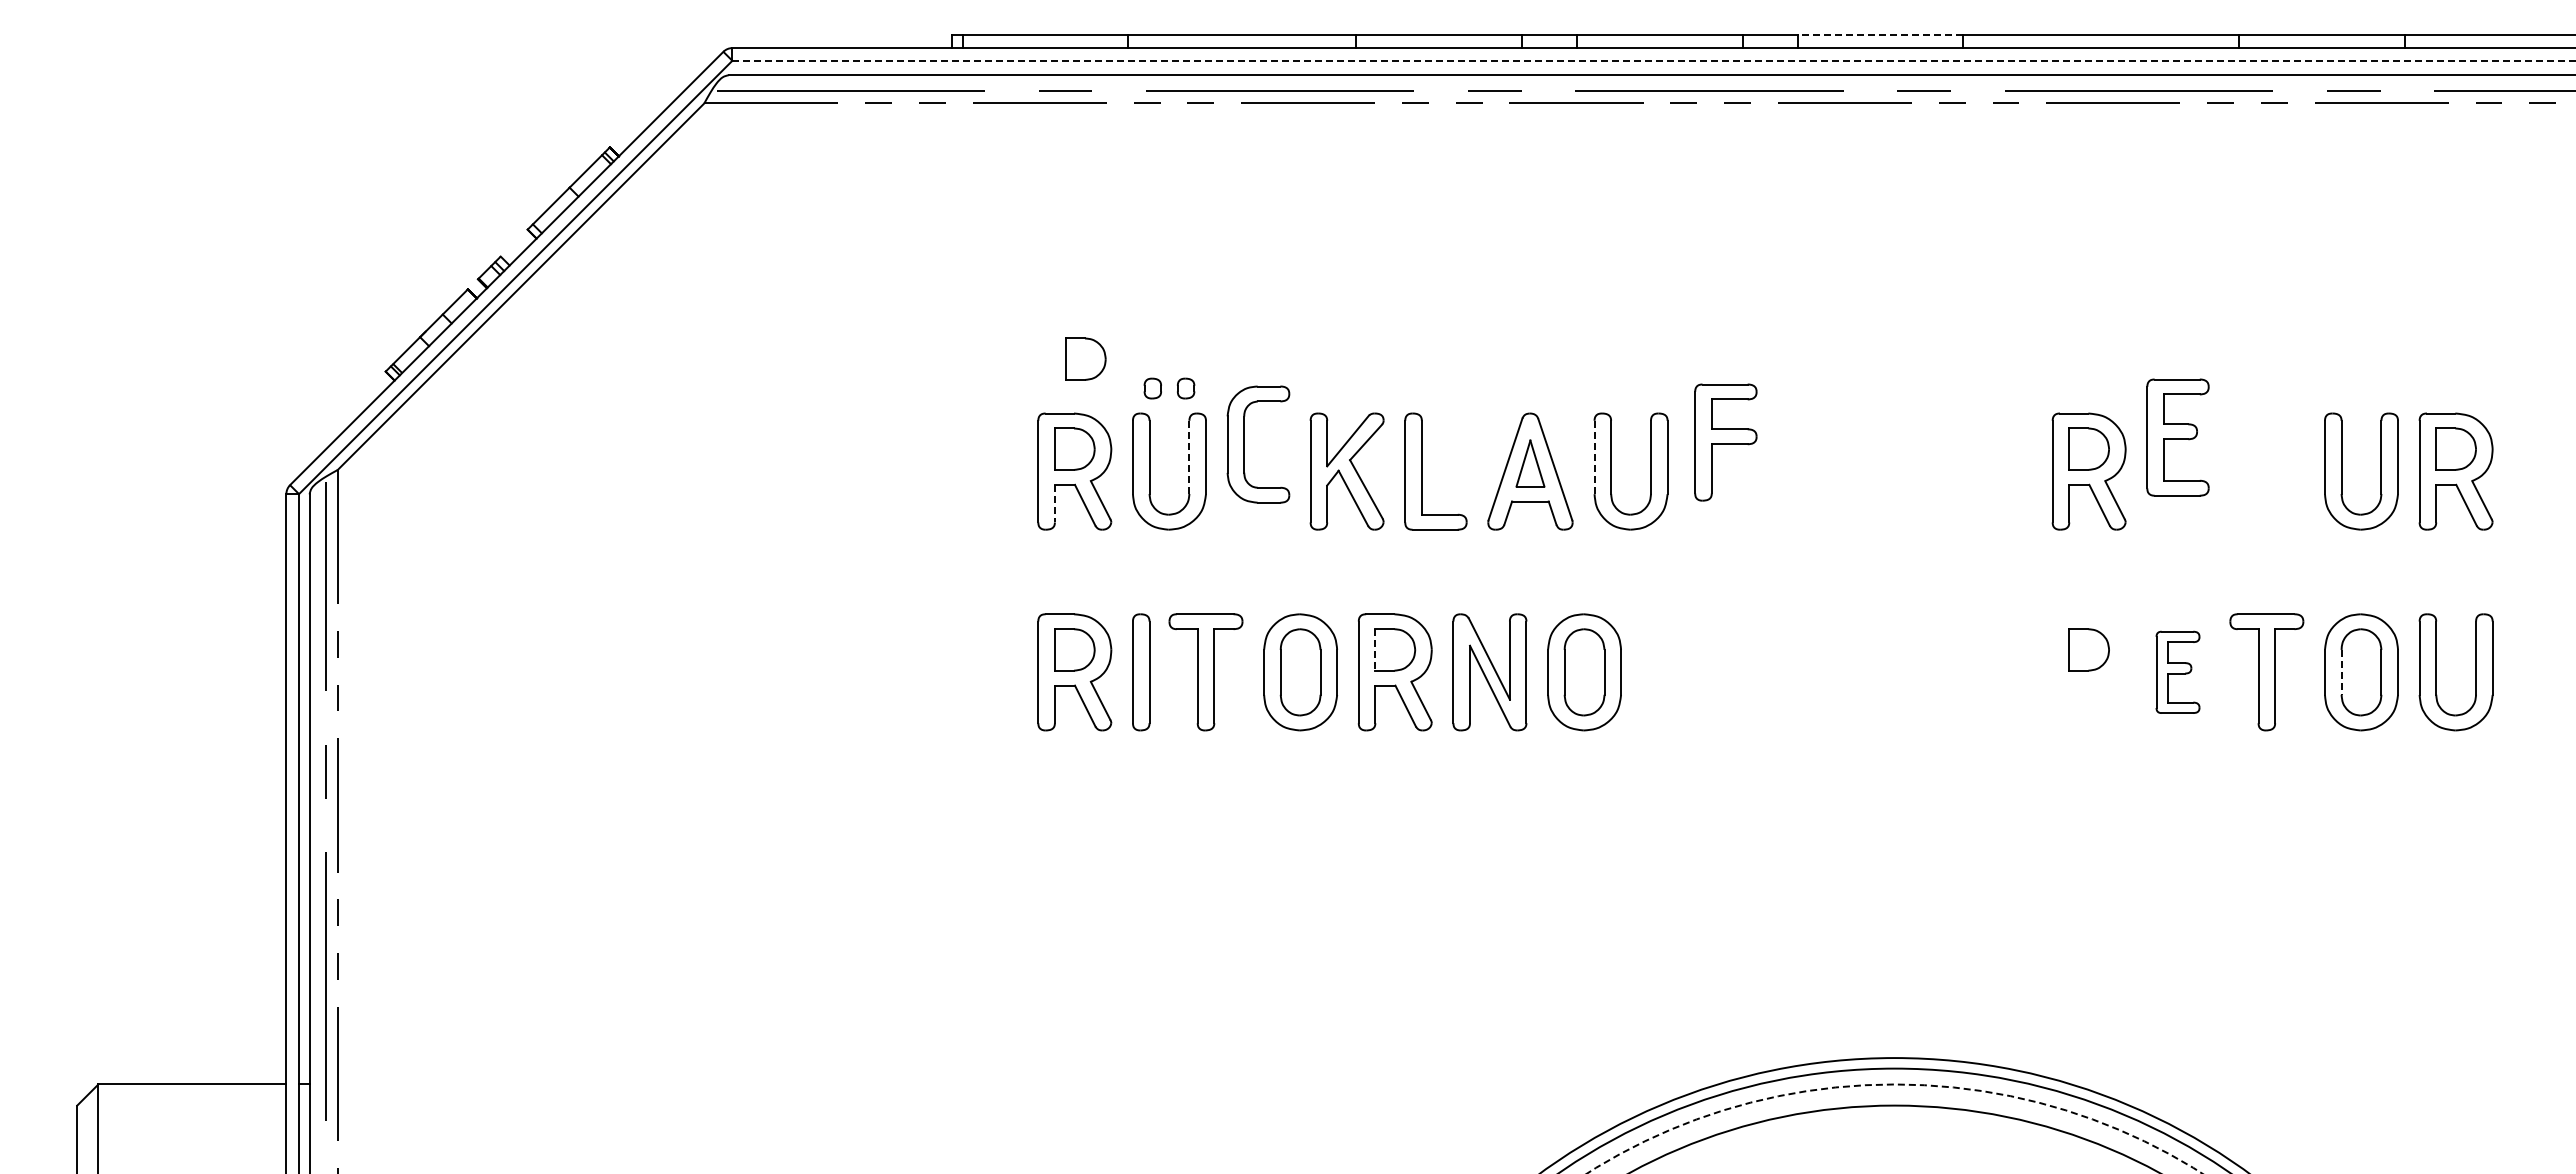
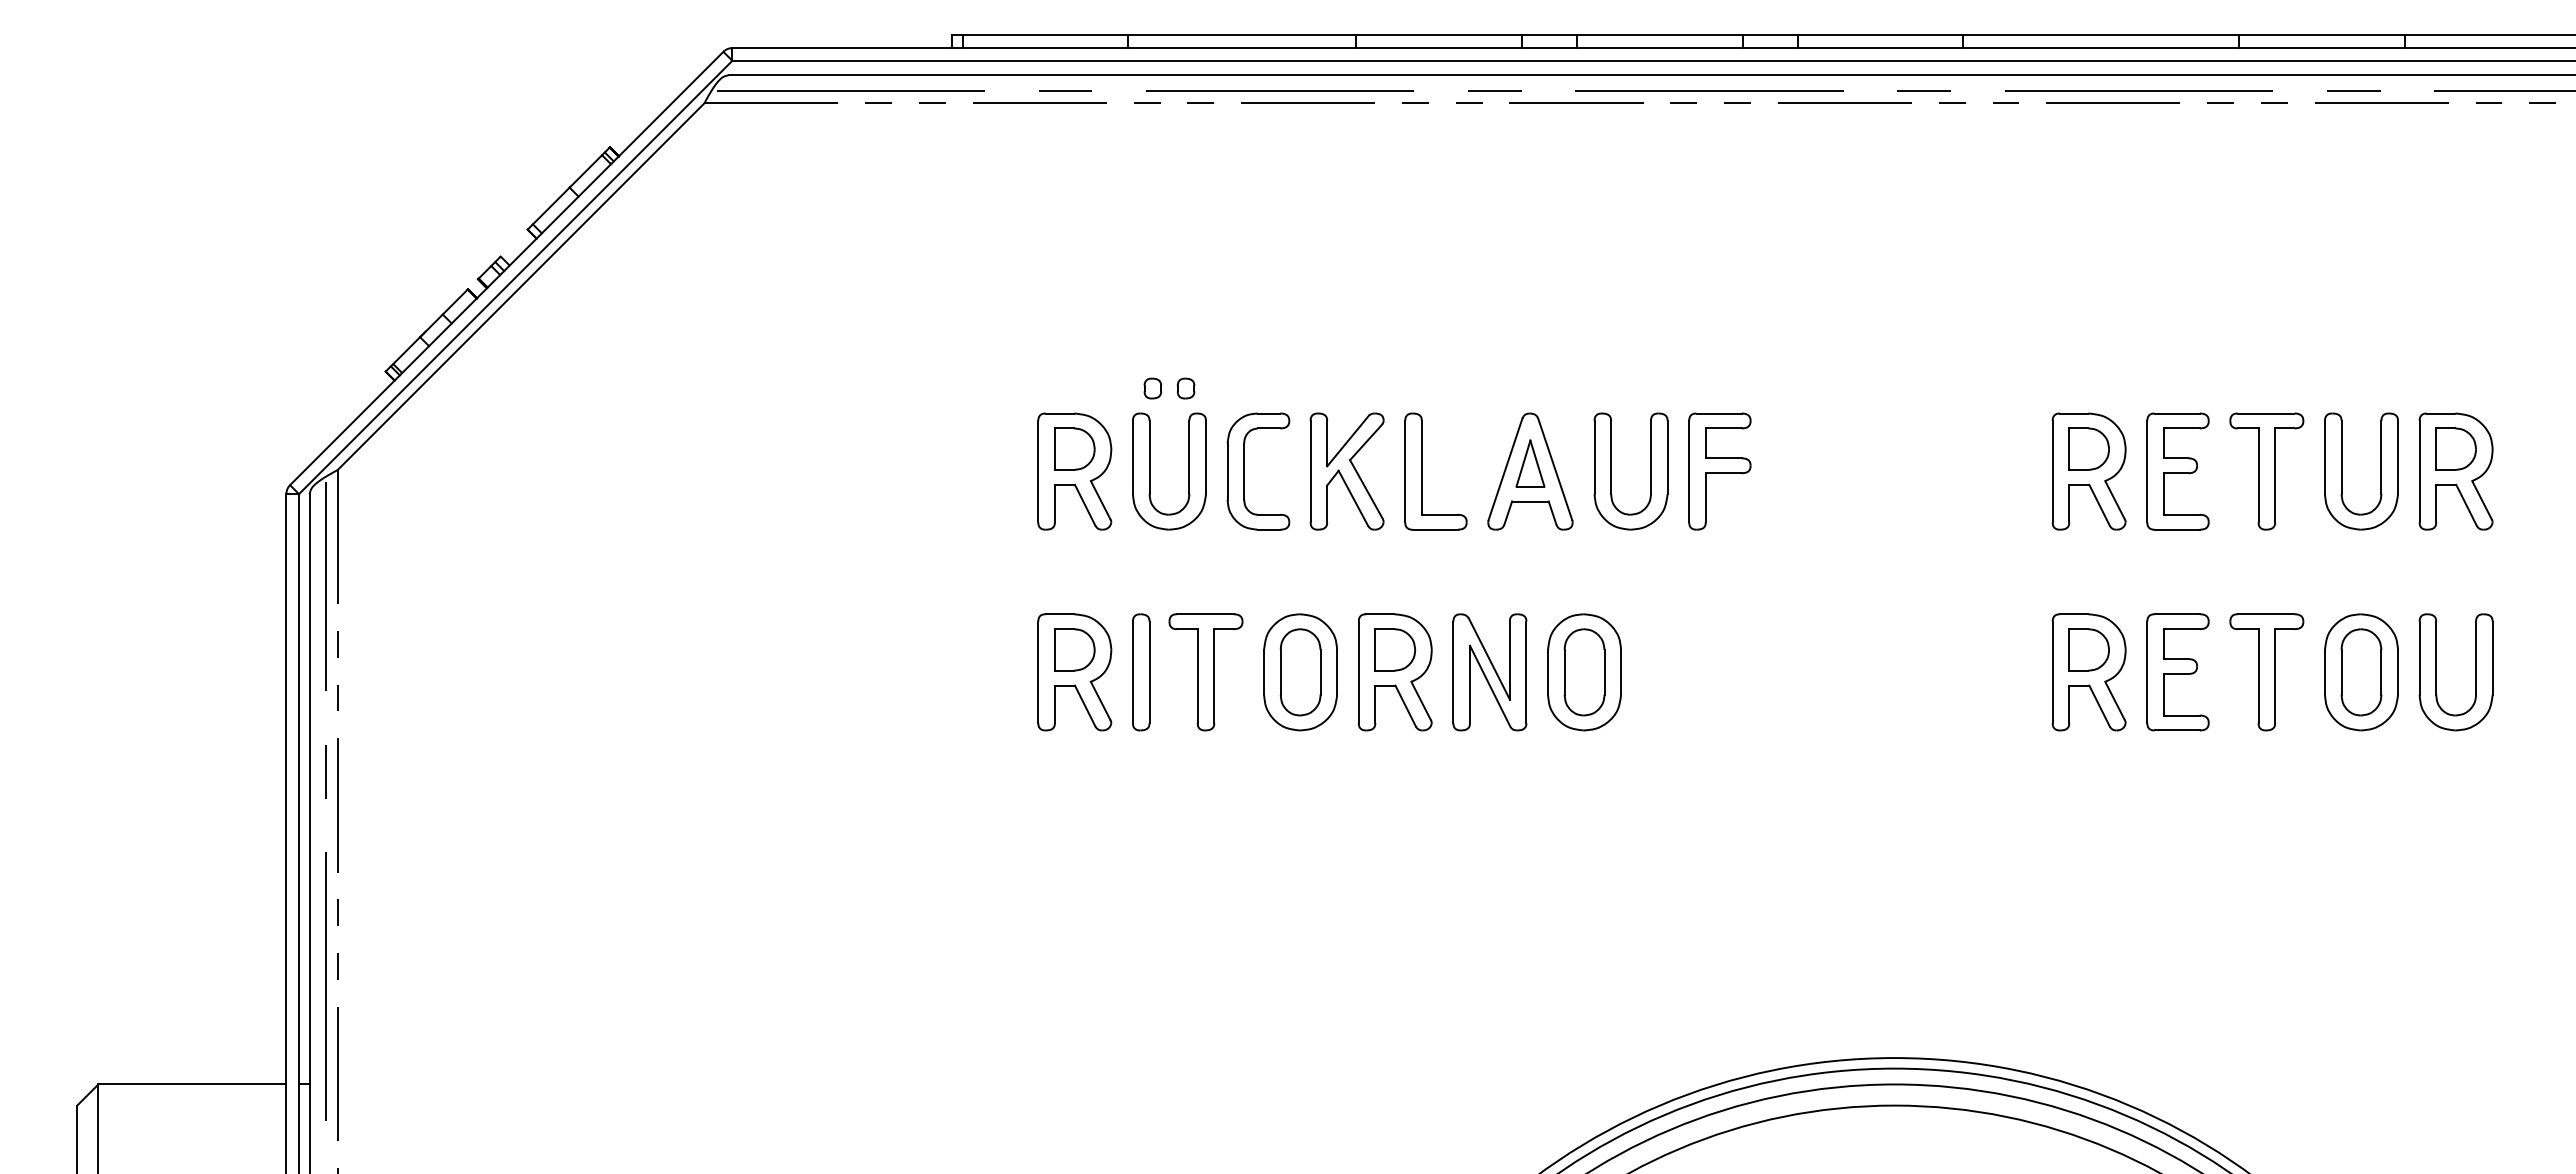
line: dashed -> solid (1880, 35)
line: dashed -> solid (1654, 60)
part: present -> none (1085, 358)
part position: (2177, 437) -> (2177, 471) (2177, 471)
part position: (1725, 442) -> (1719, 471) (1719, 471)
part position: (1244, 444) -> (1244, 471) (1244, 471)
line: dashed -> solid (1189, 457)
line: dashed -> solid (1594, 457)
part: none -> present (2266, 471)
line: dashed -> solid (1054, 503)
line: dashed -> solid (1375, 649)
part size: 46x84 px -> 64x119 px (2177, 672)
part: none -> present (2088, 672)
line: dashed -> solid (2341, 672)
circle: dashed -> solid (1894, 1128)
